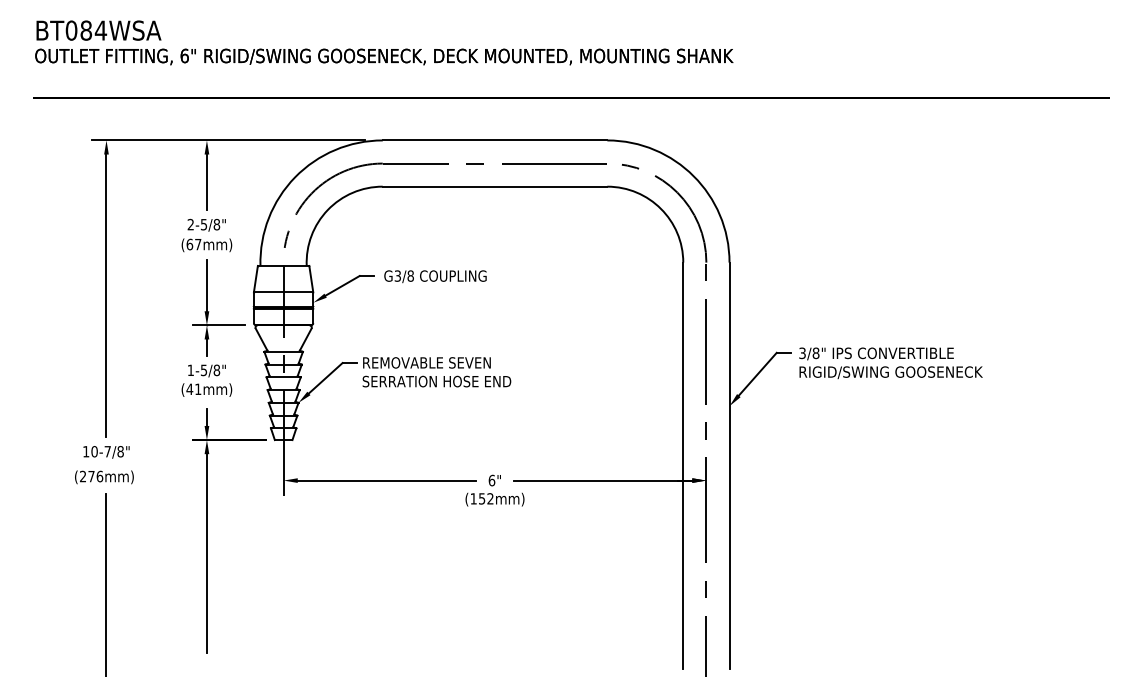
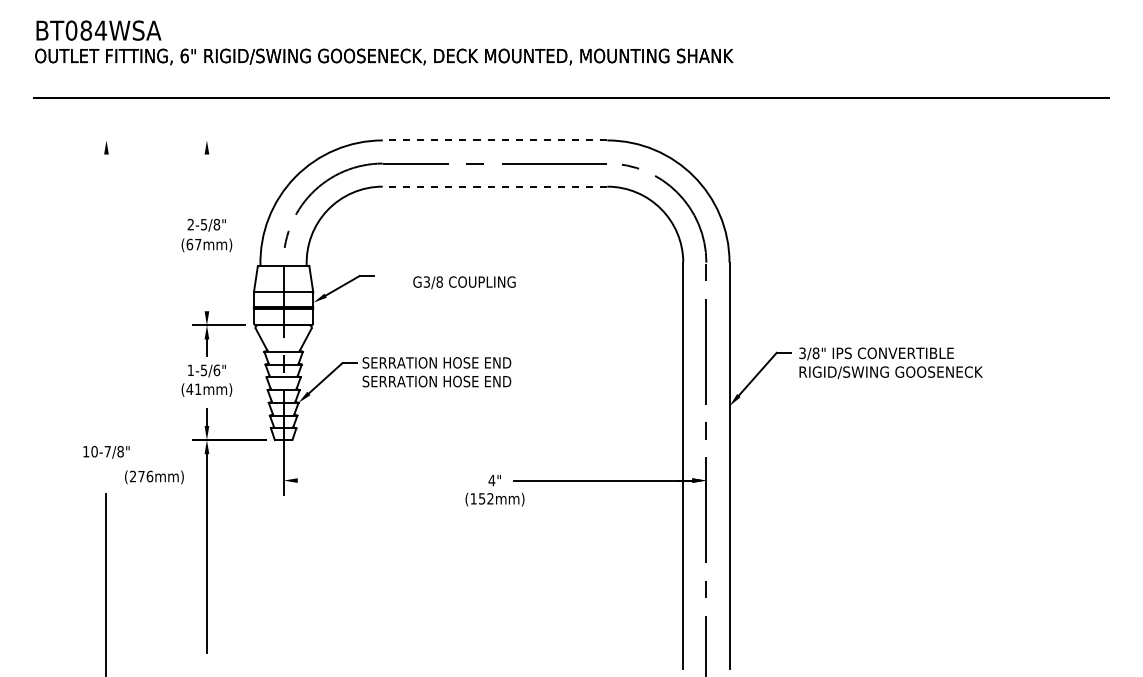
line: present -> none (228, 140)
line: solid -> dashed (494, 140)
line: present -> none (206, 181)
line: solid -> dashed (494, 186)
text position: (435, 276) -> (464, 282) (464, 282)
line: present -> none (206, 285)
line: present -> none (106, 295)
text: REMOVABLE SEVEN -> SERRATION HOSE END (436, 362)
text: 1-5/8" -> 1-5/6" (216, 369)
text position: (104, 477) -> (154, 477) (154, 477)
line: present -> none (386, 480)
text: 6" -> 4" (491, 480)
